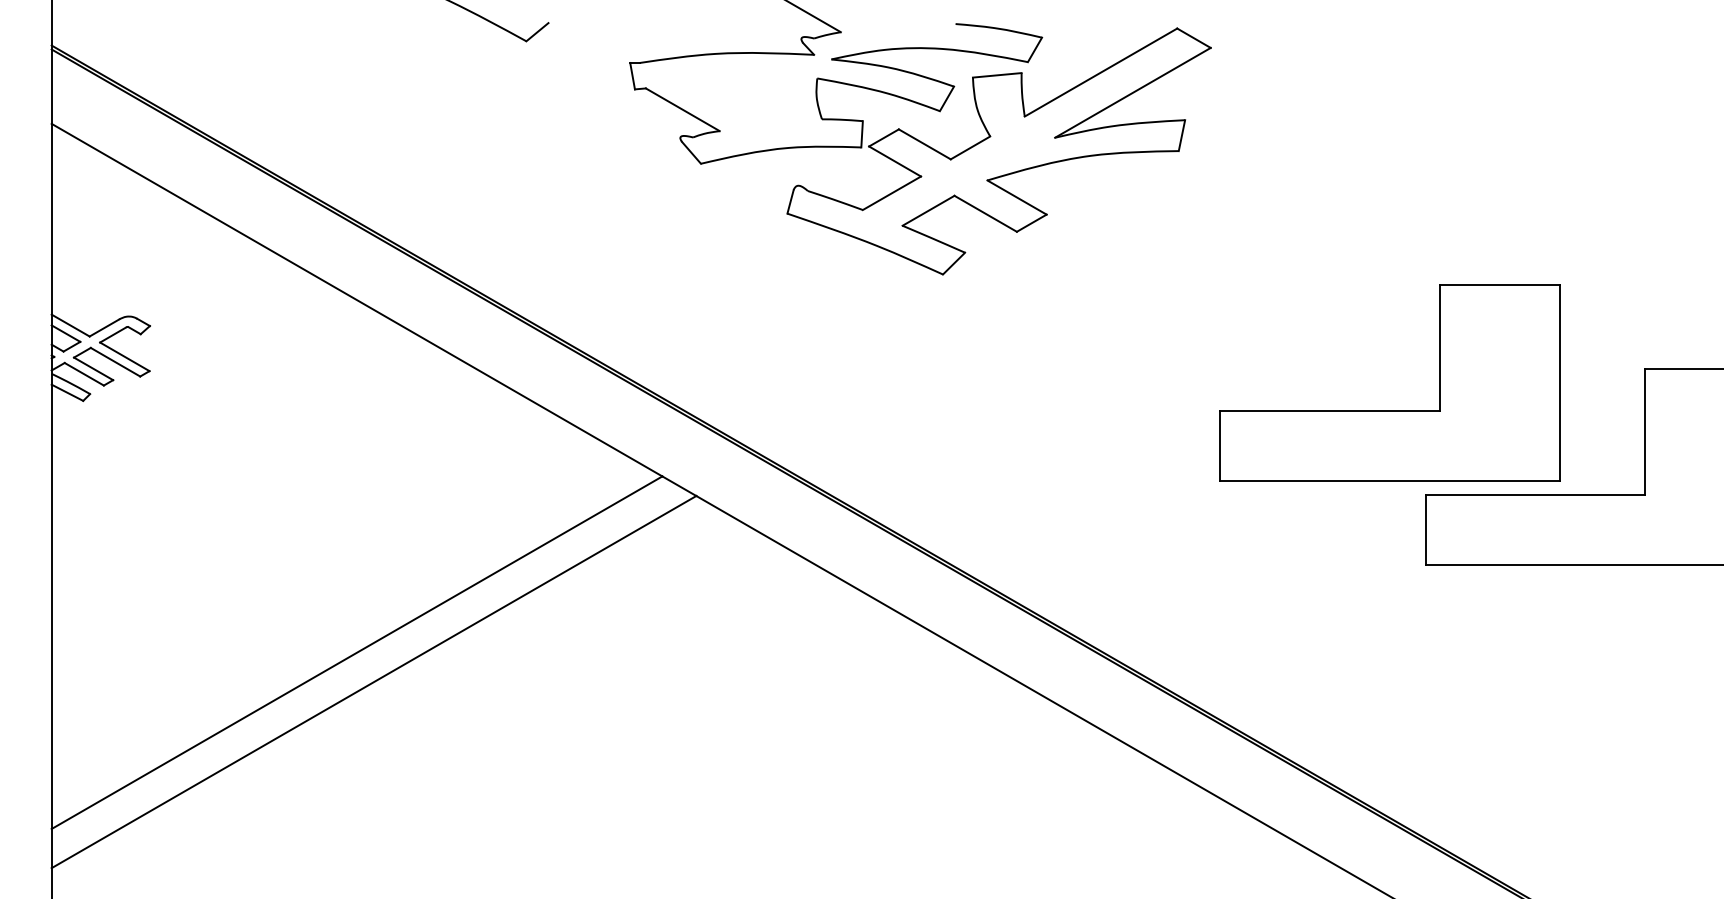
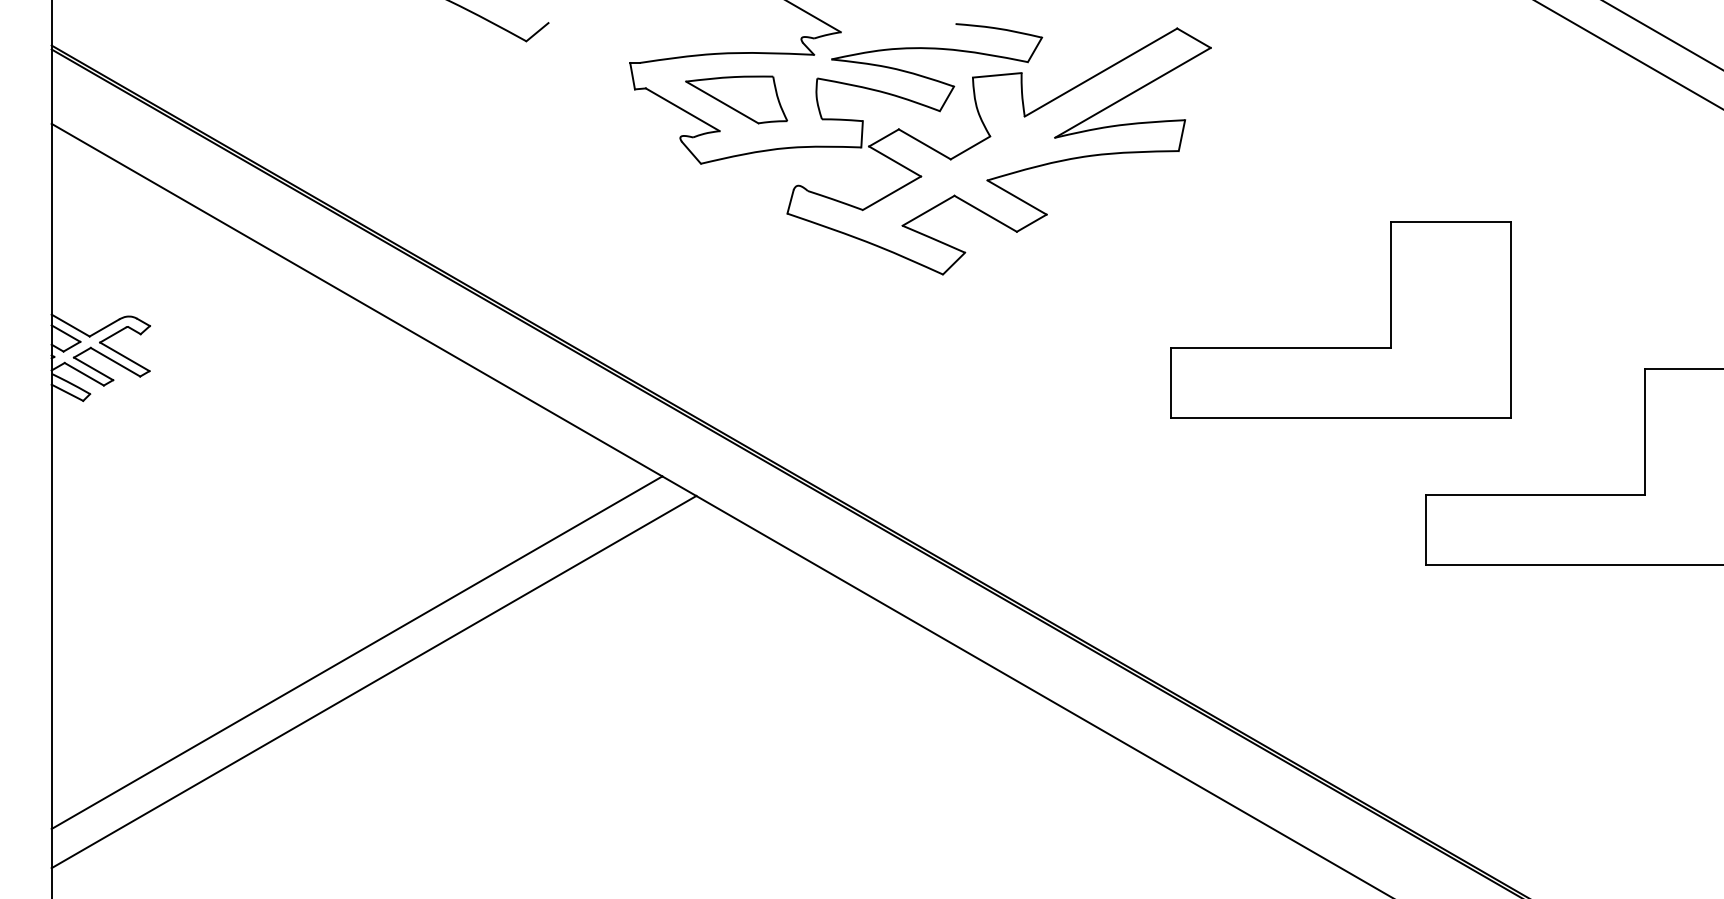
line: none -> present (1662, 35)
line: none -> present (1628, 54)
part: none -> present (736, 99)
part position: (1389, 410) -> (1340, 347) (1340, 347)
